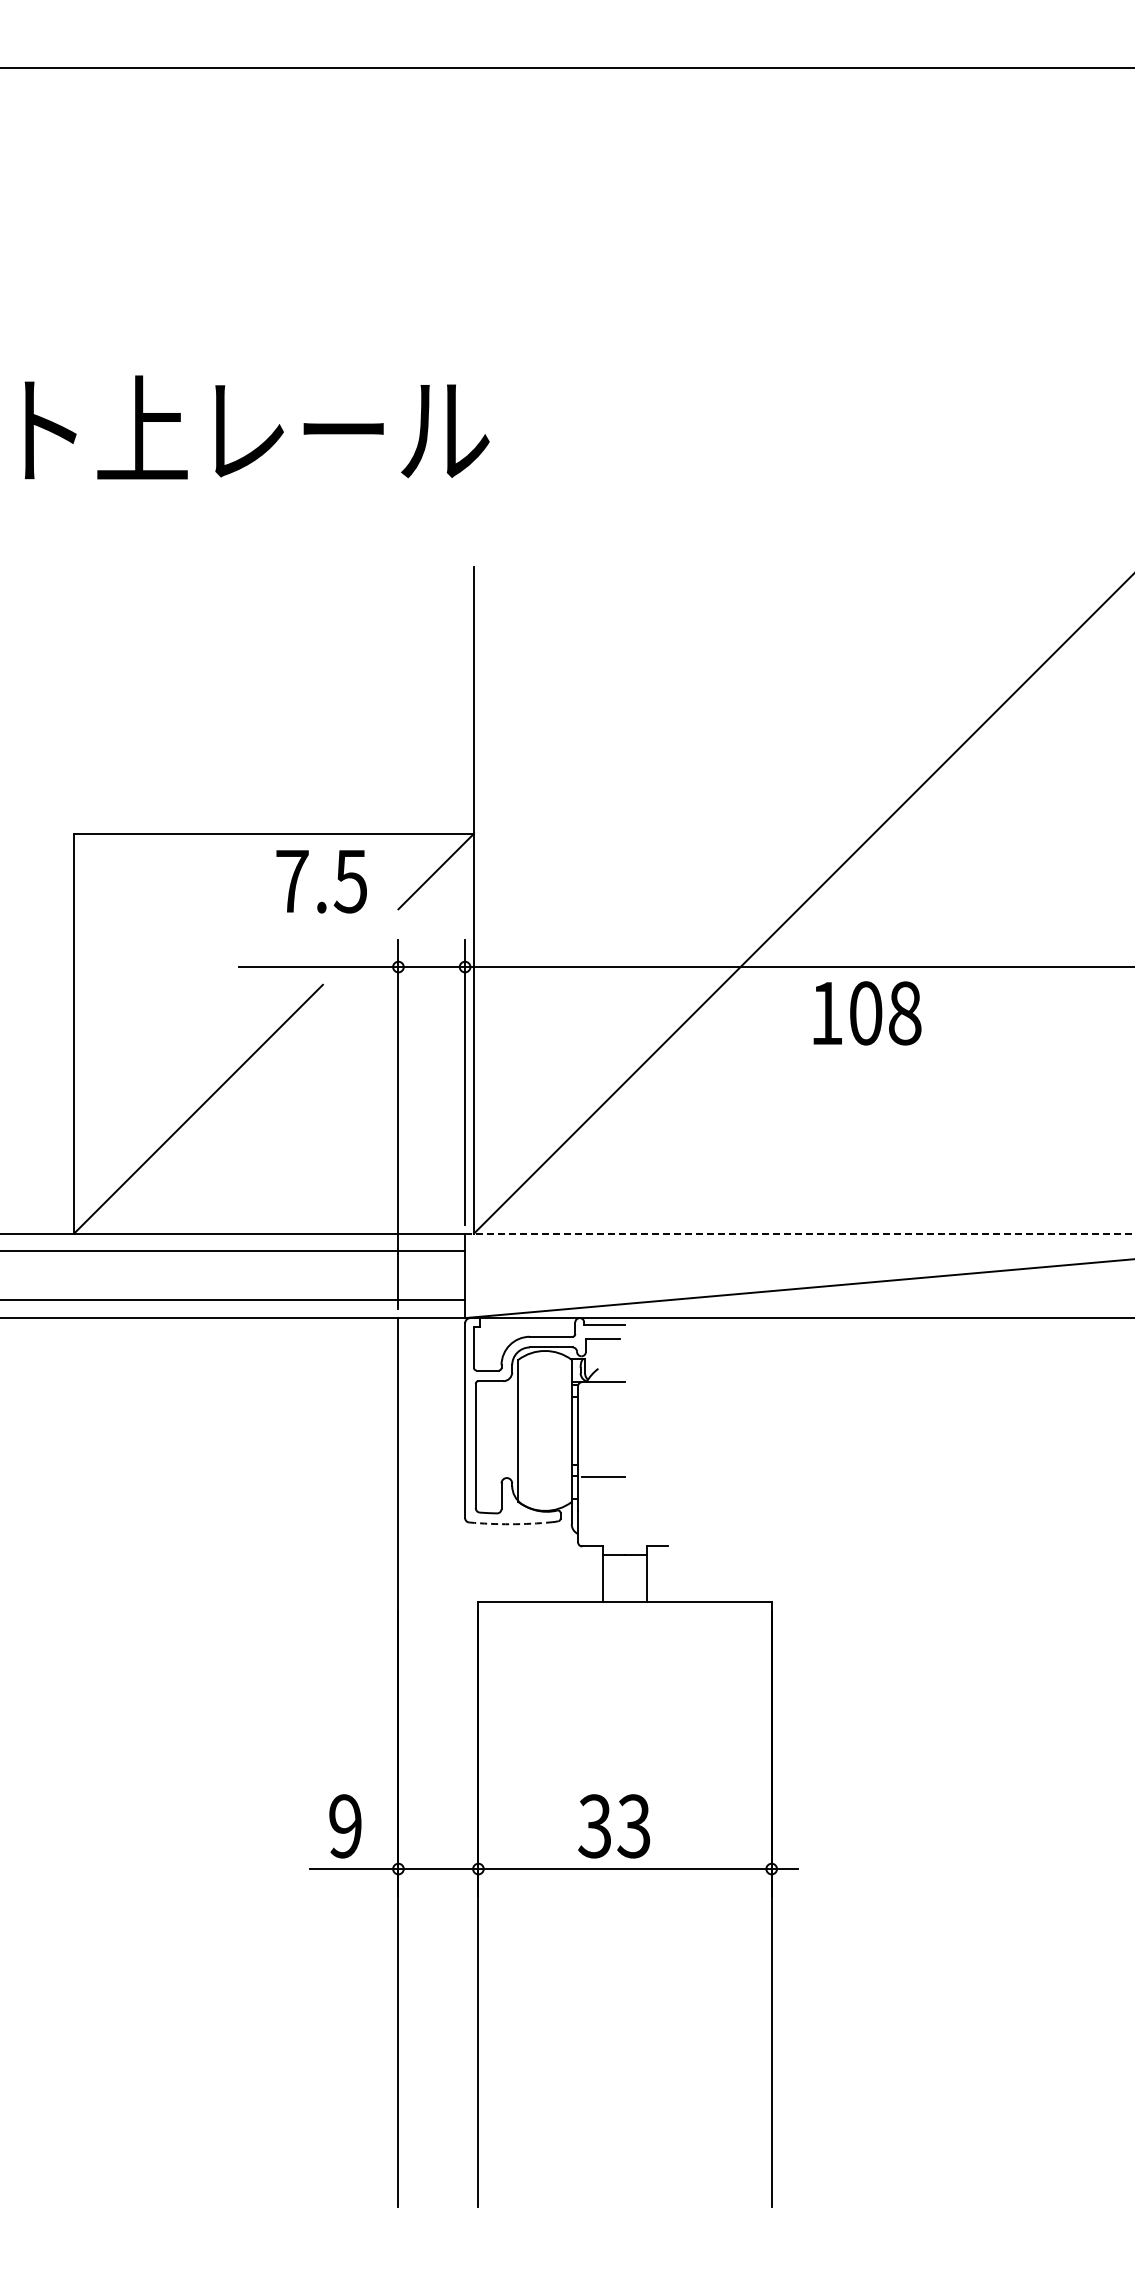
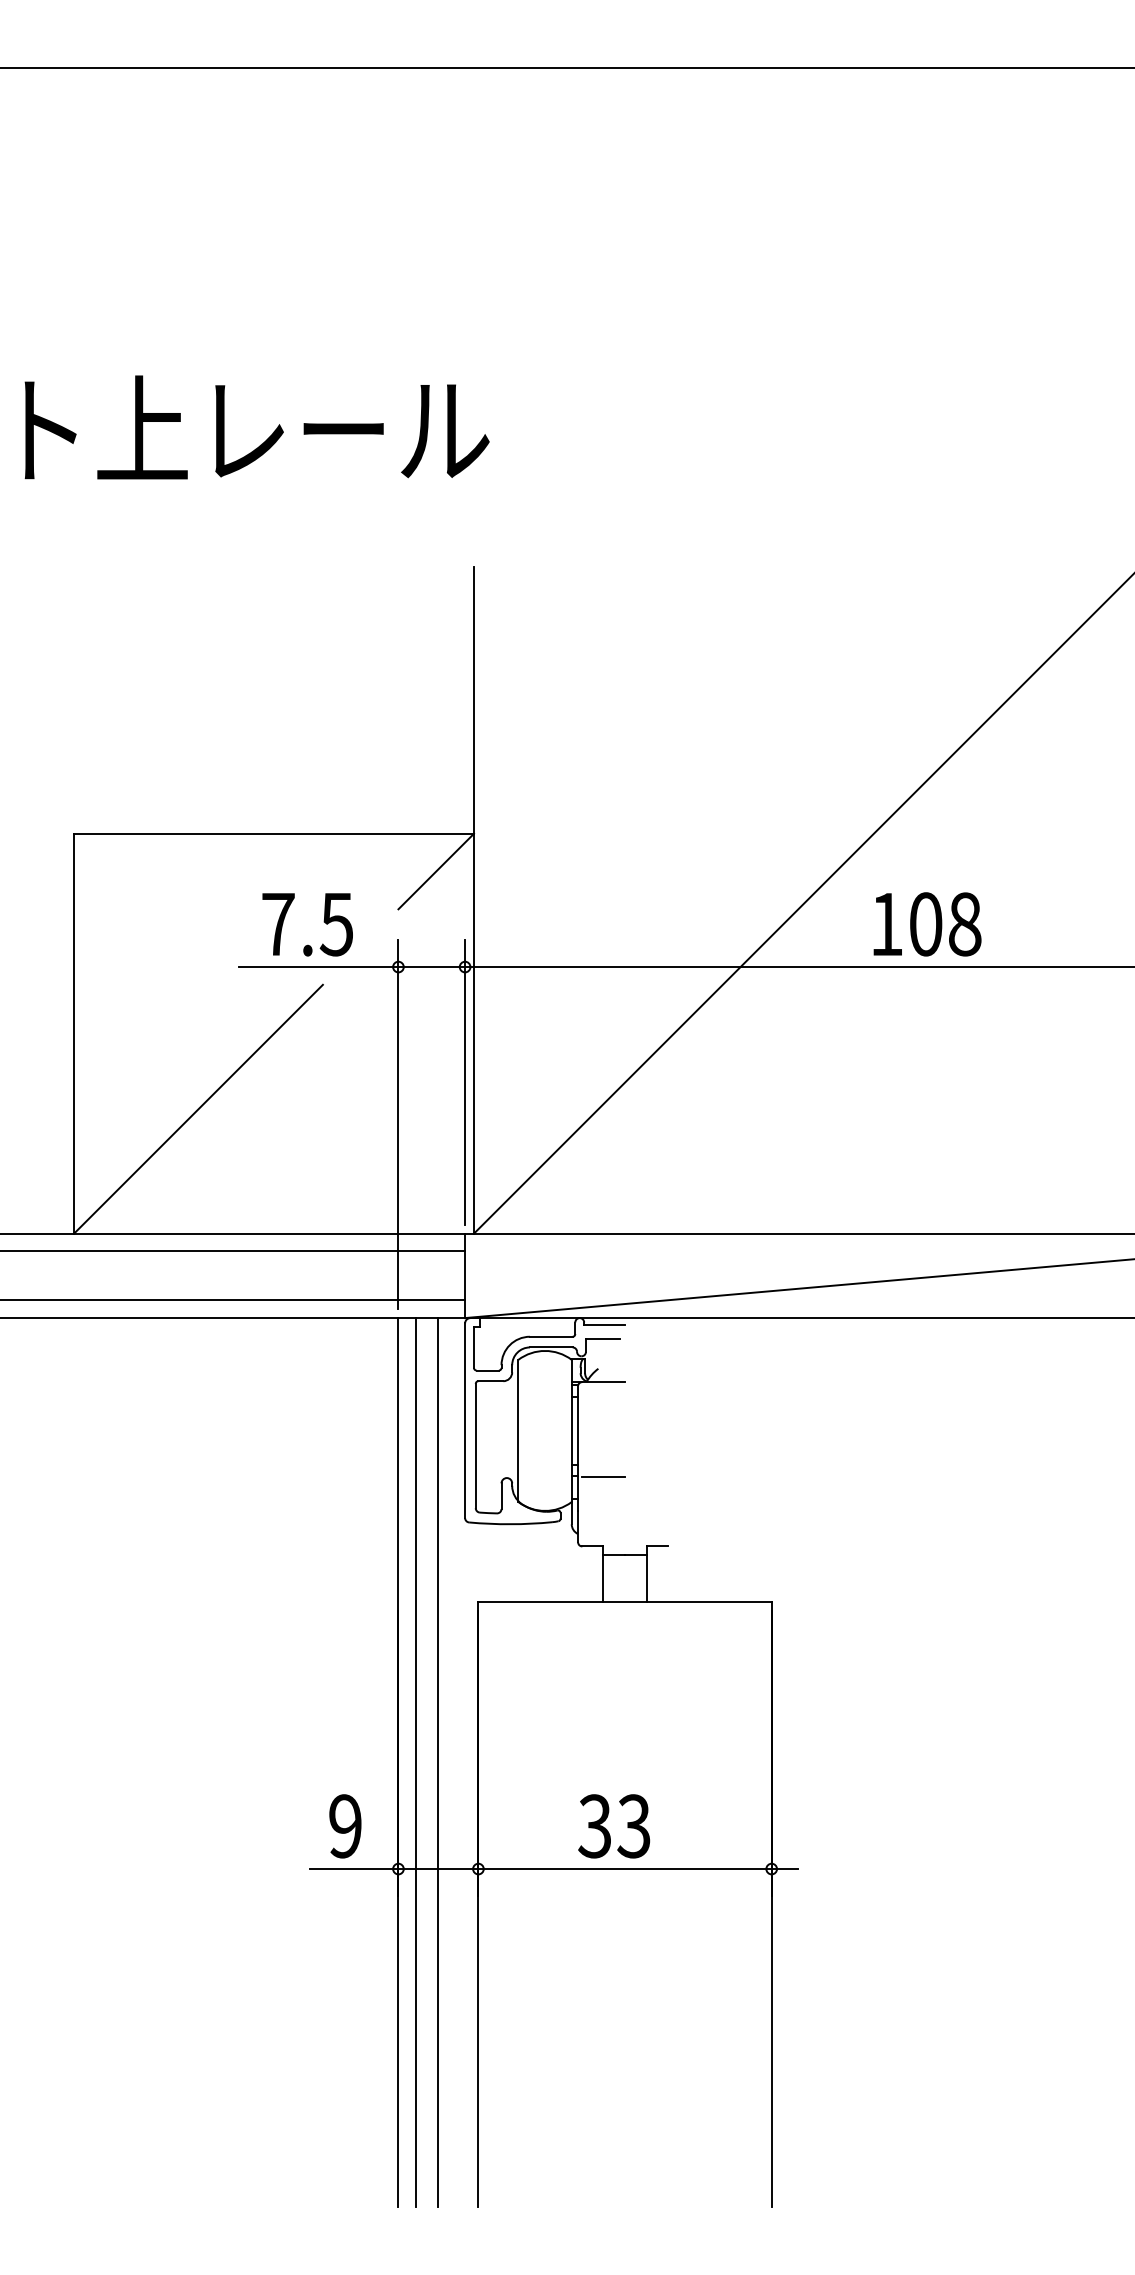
text position: (321, 881) -> (307, 924) (307, 924)
text position: (867, 1013) -> (927, 924) (927, 924)
line: dashed -> solid (800, 1233)
arc: dashed -> solid (510, 1524)
line: none -> present (416, 1762)
line: none -> present (437, 1762)
